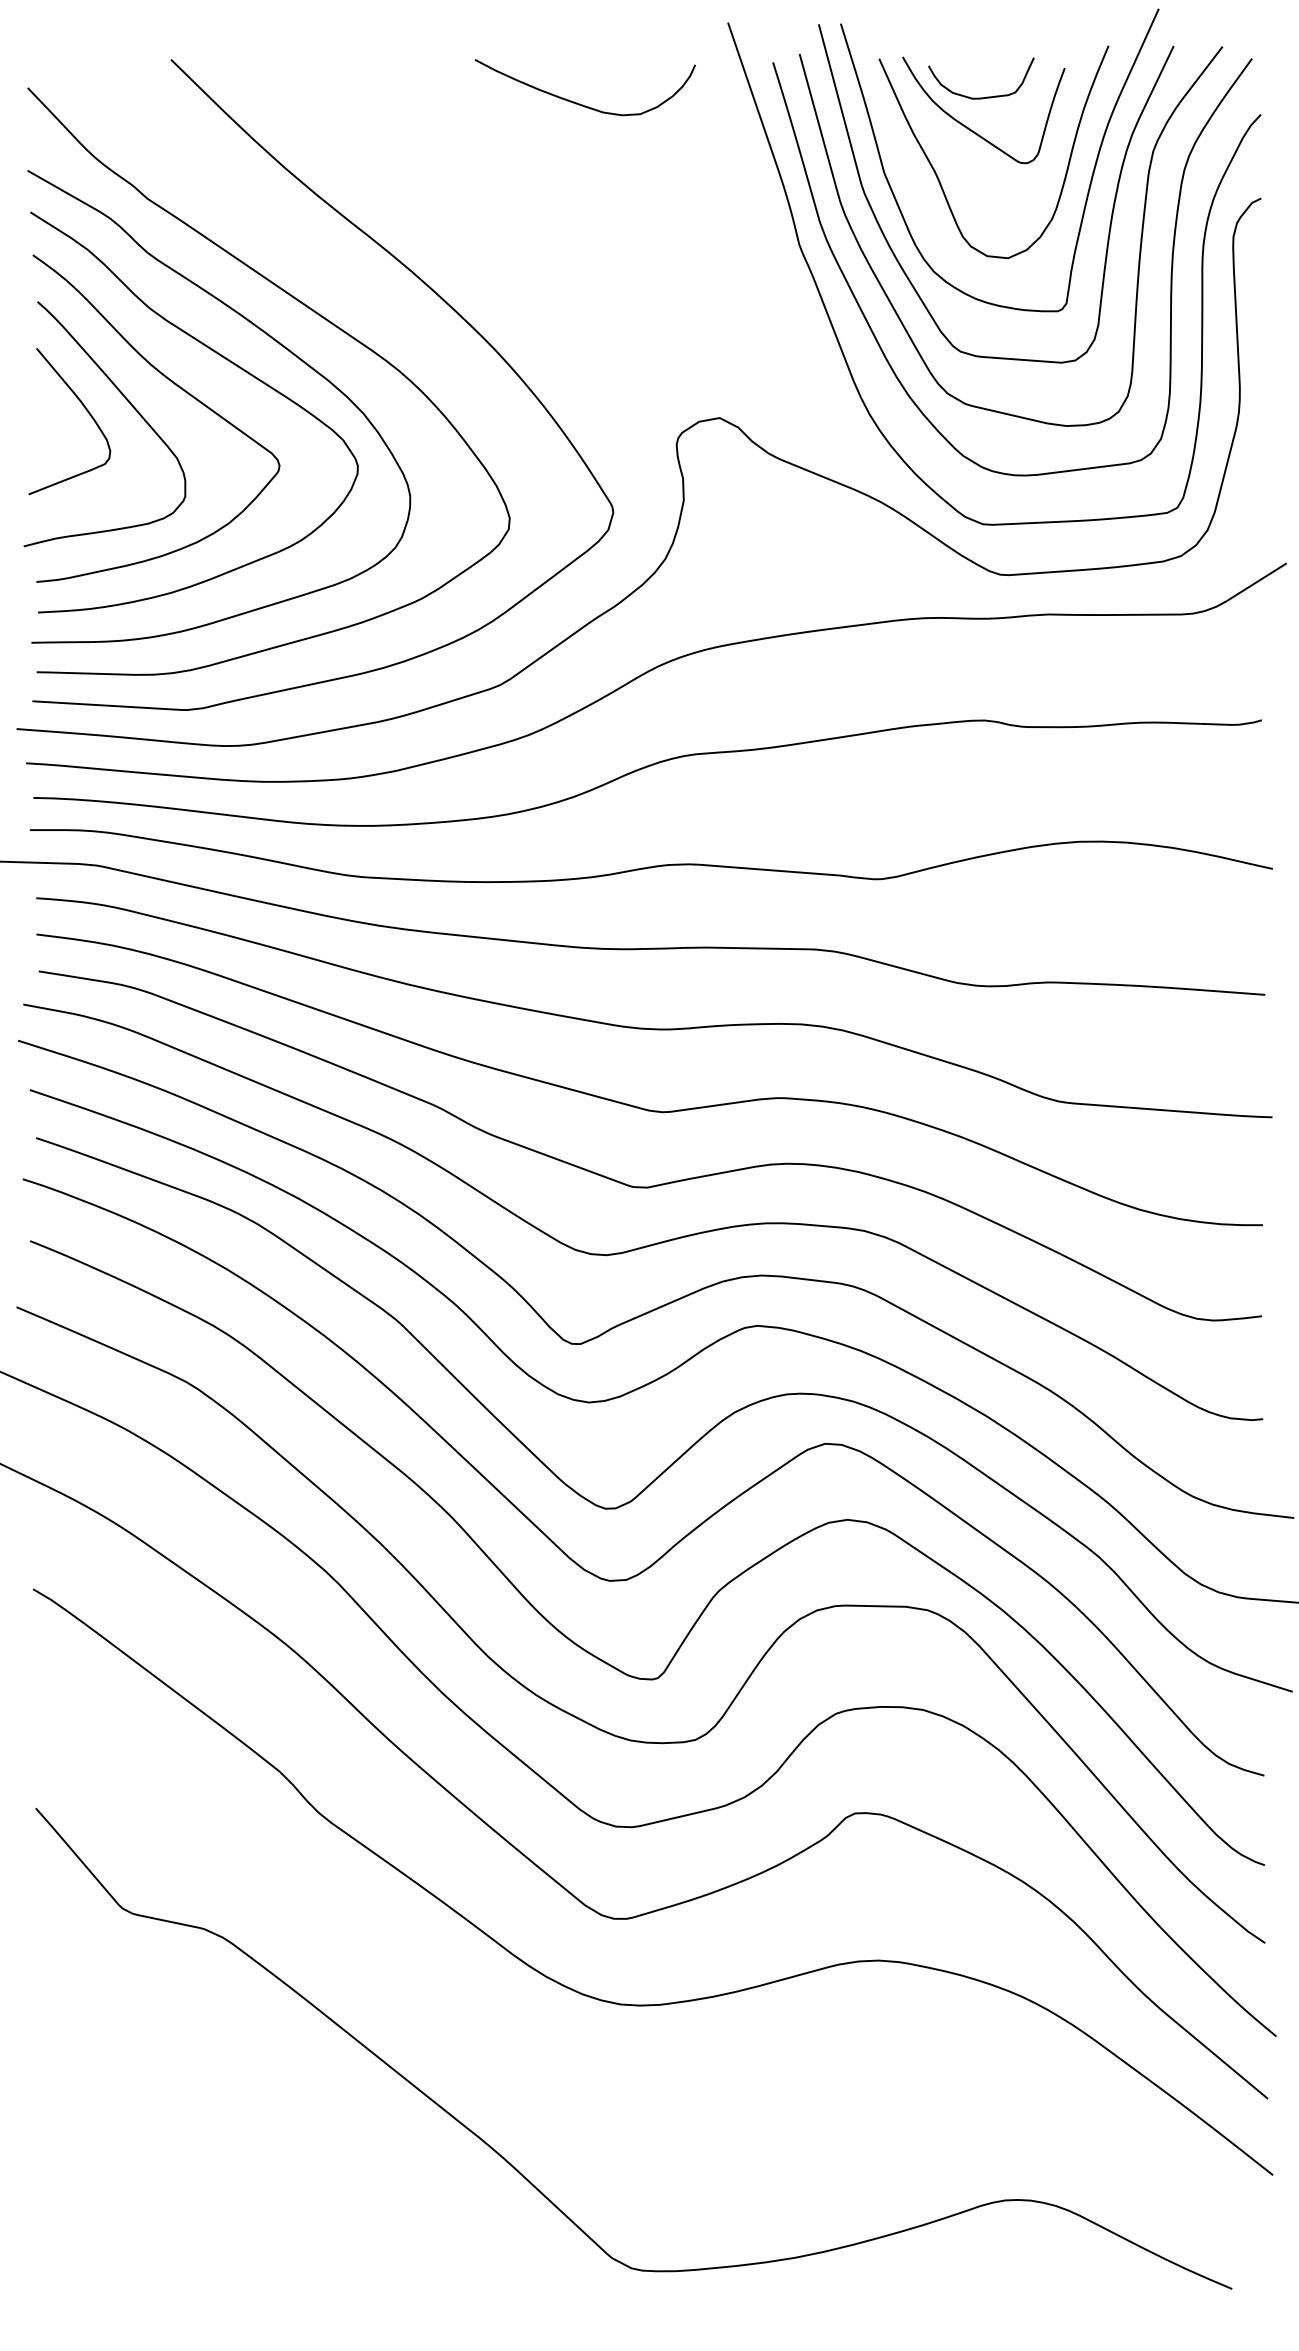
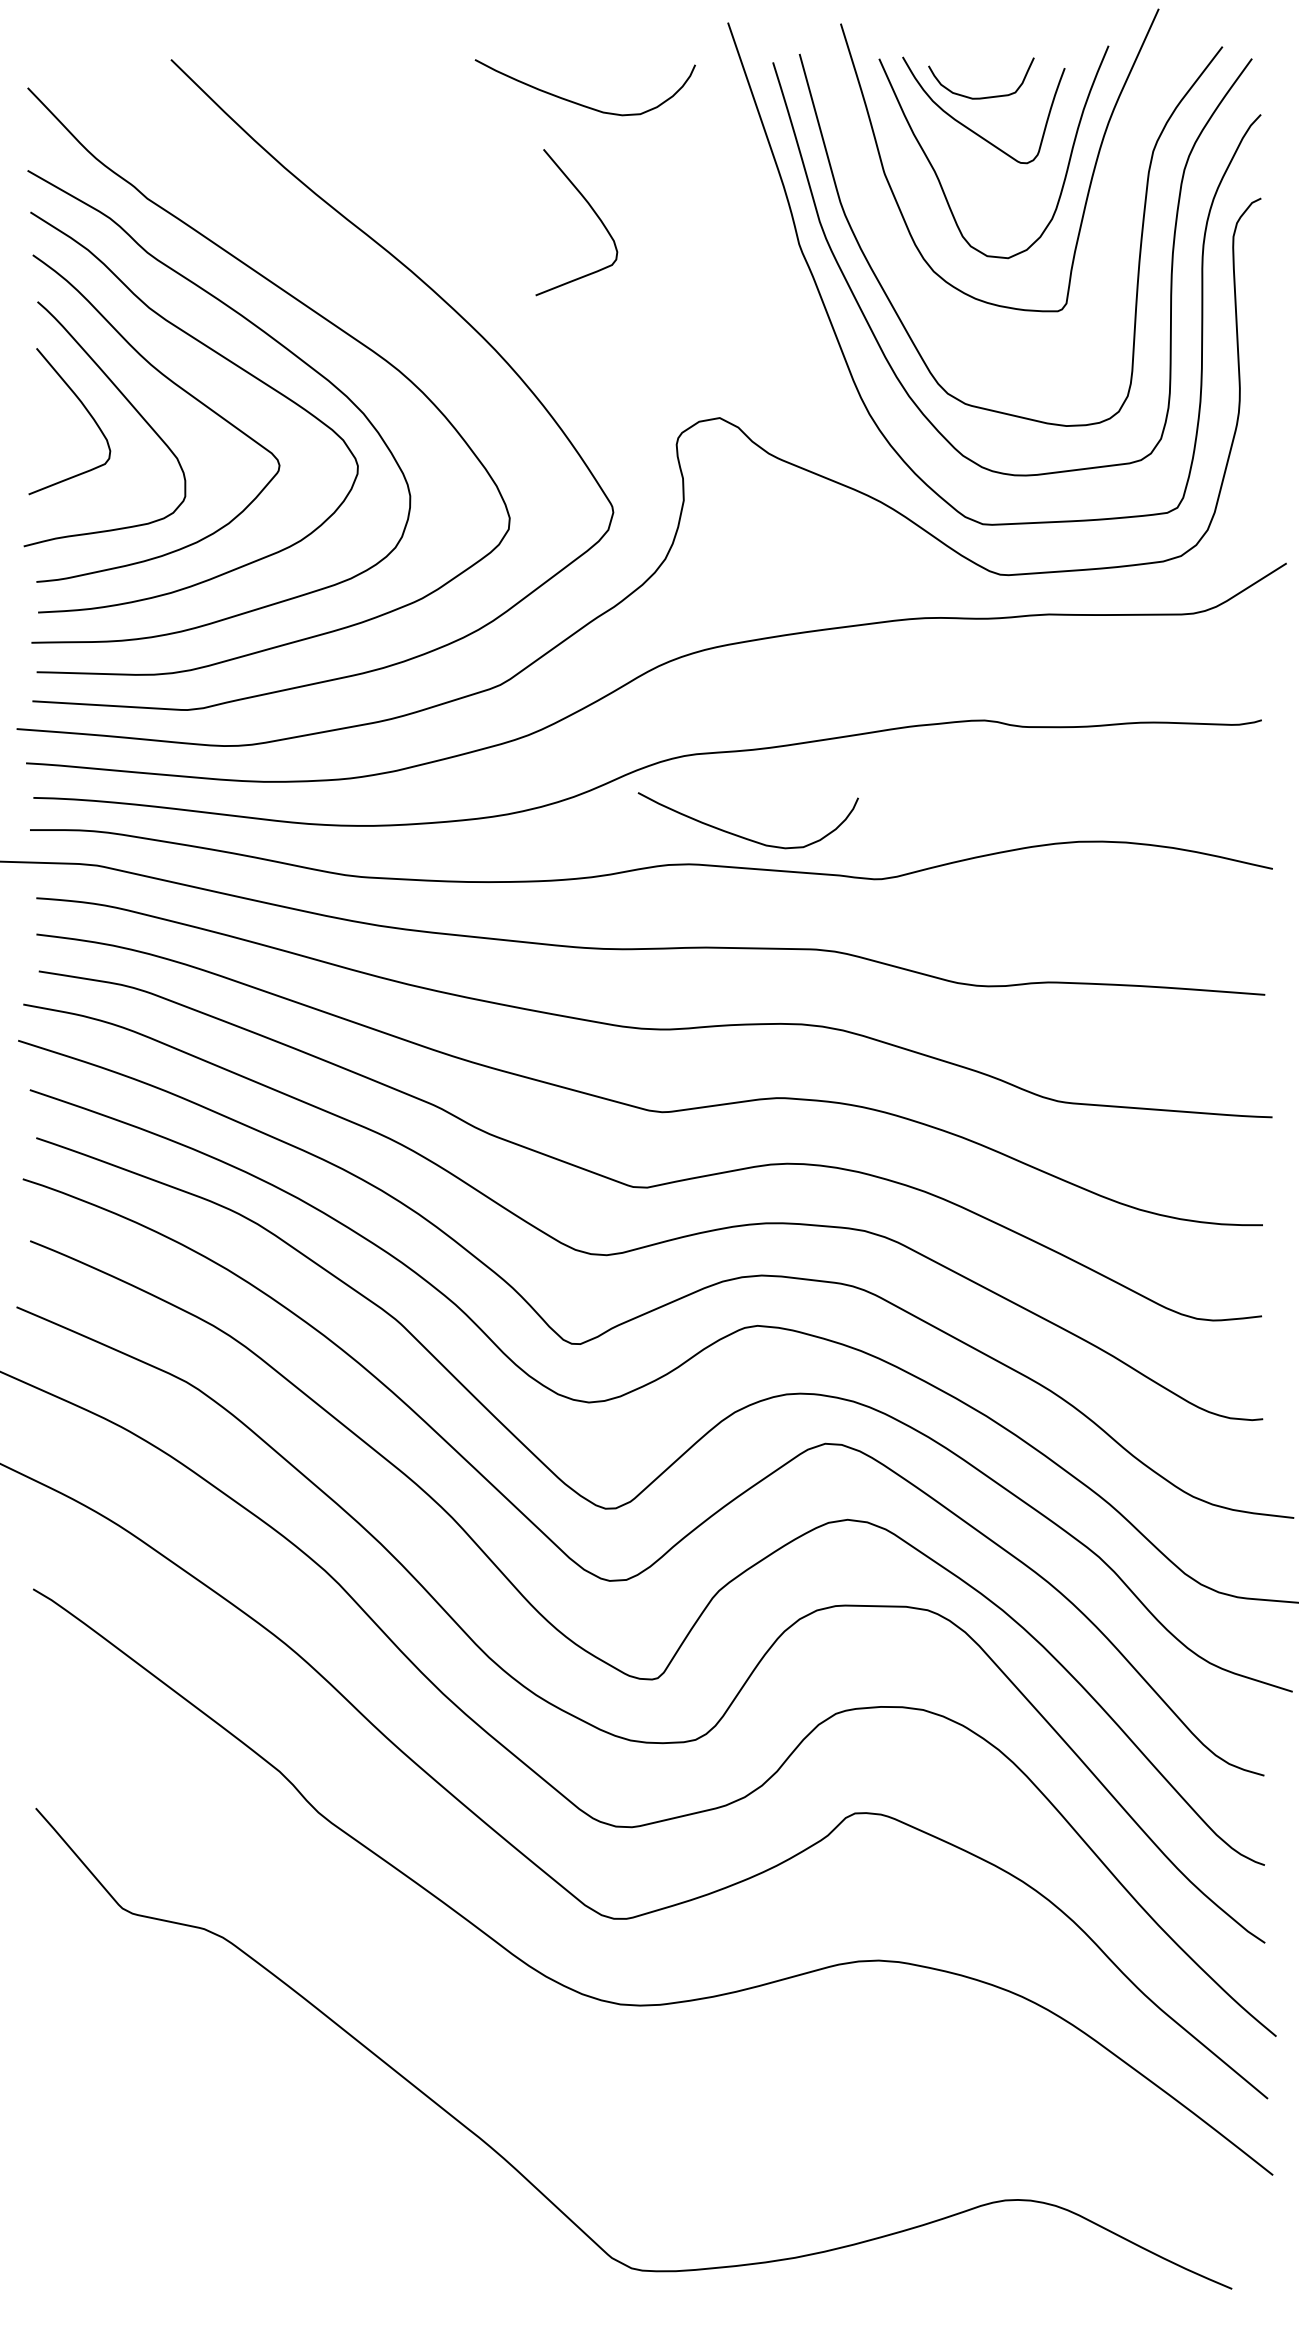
curve: none -> present (591, 209)
curve: present -> none (1111, 212)
curve: none -> present (743, 836)
